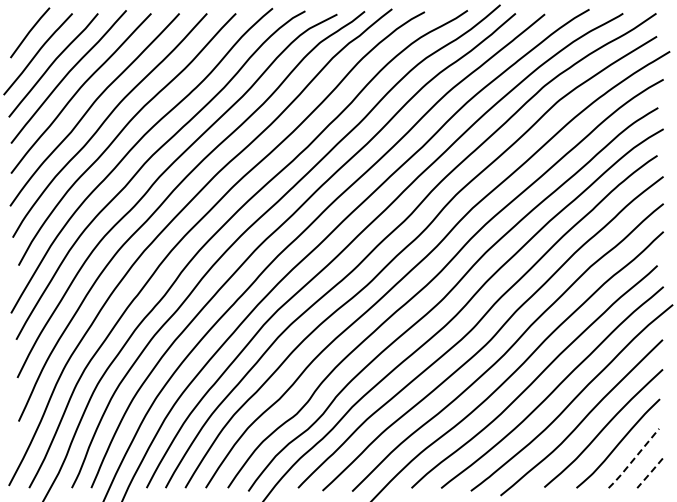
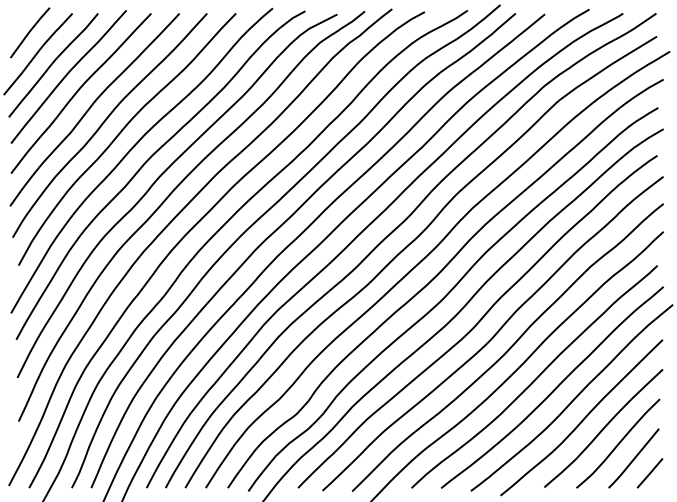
line: dashed -> solid (633, 459)
line: dashed -> solid (650, 473)
